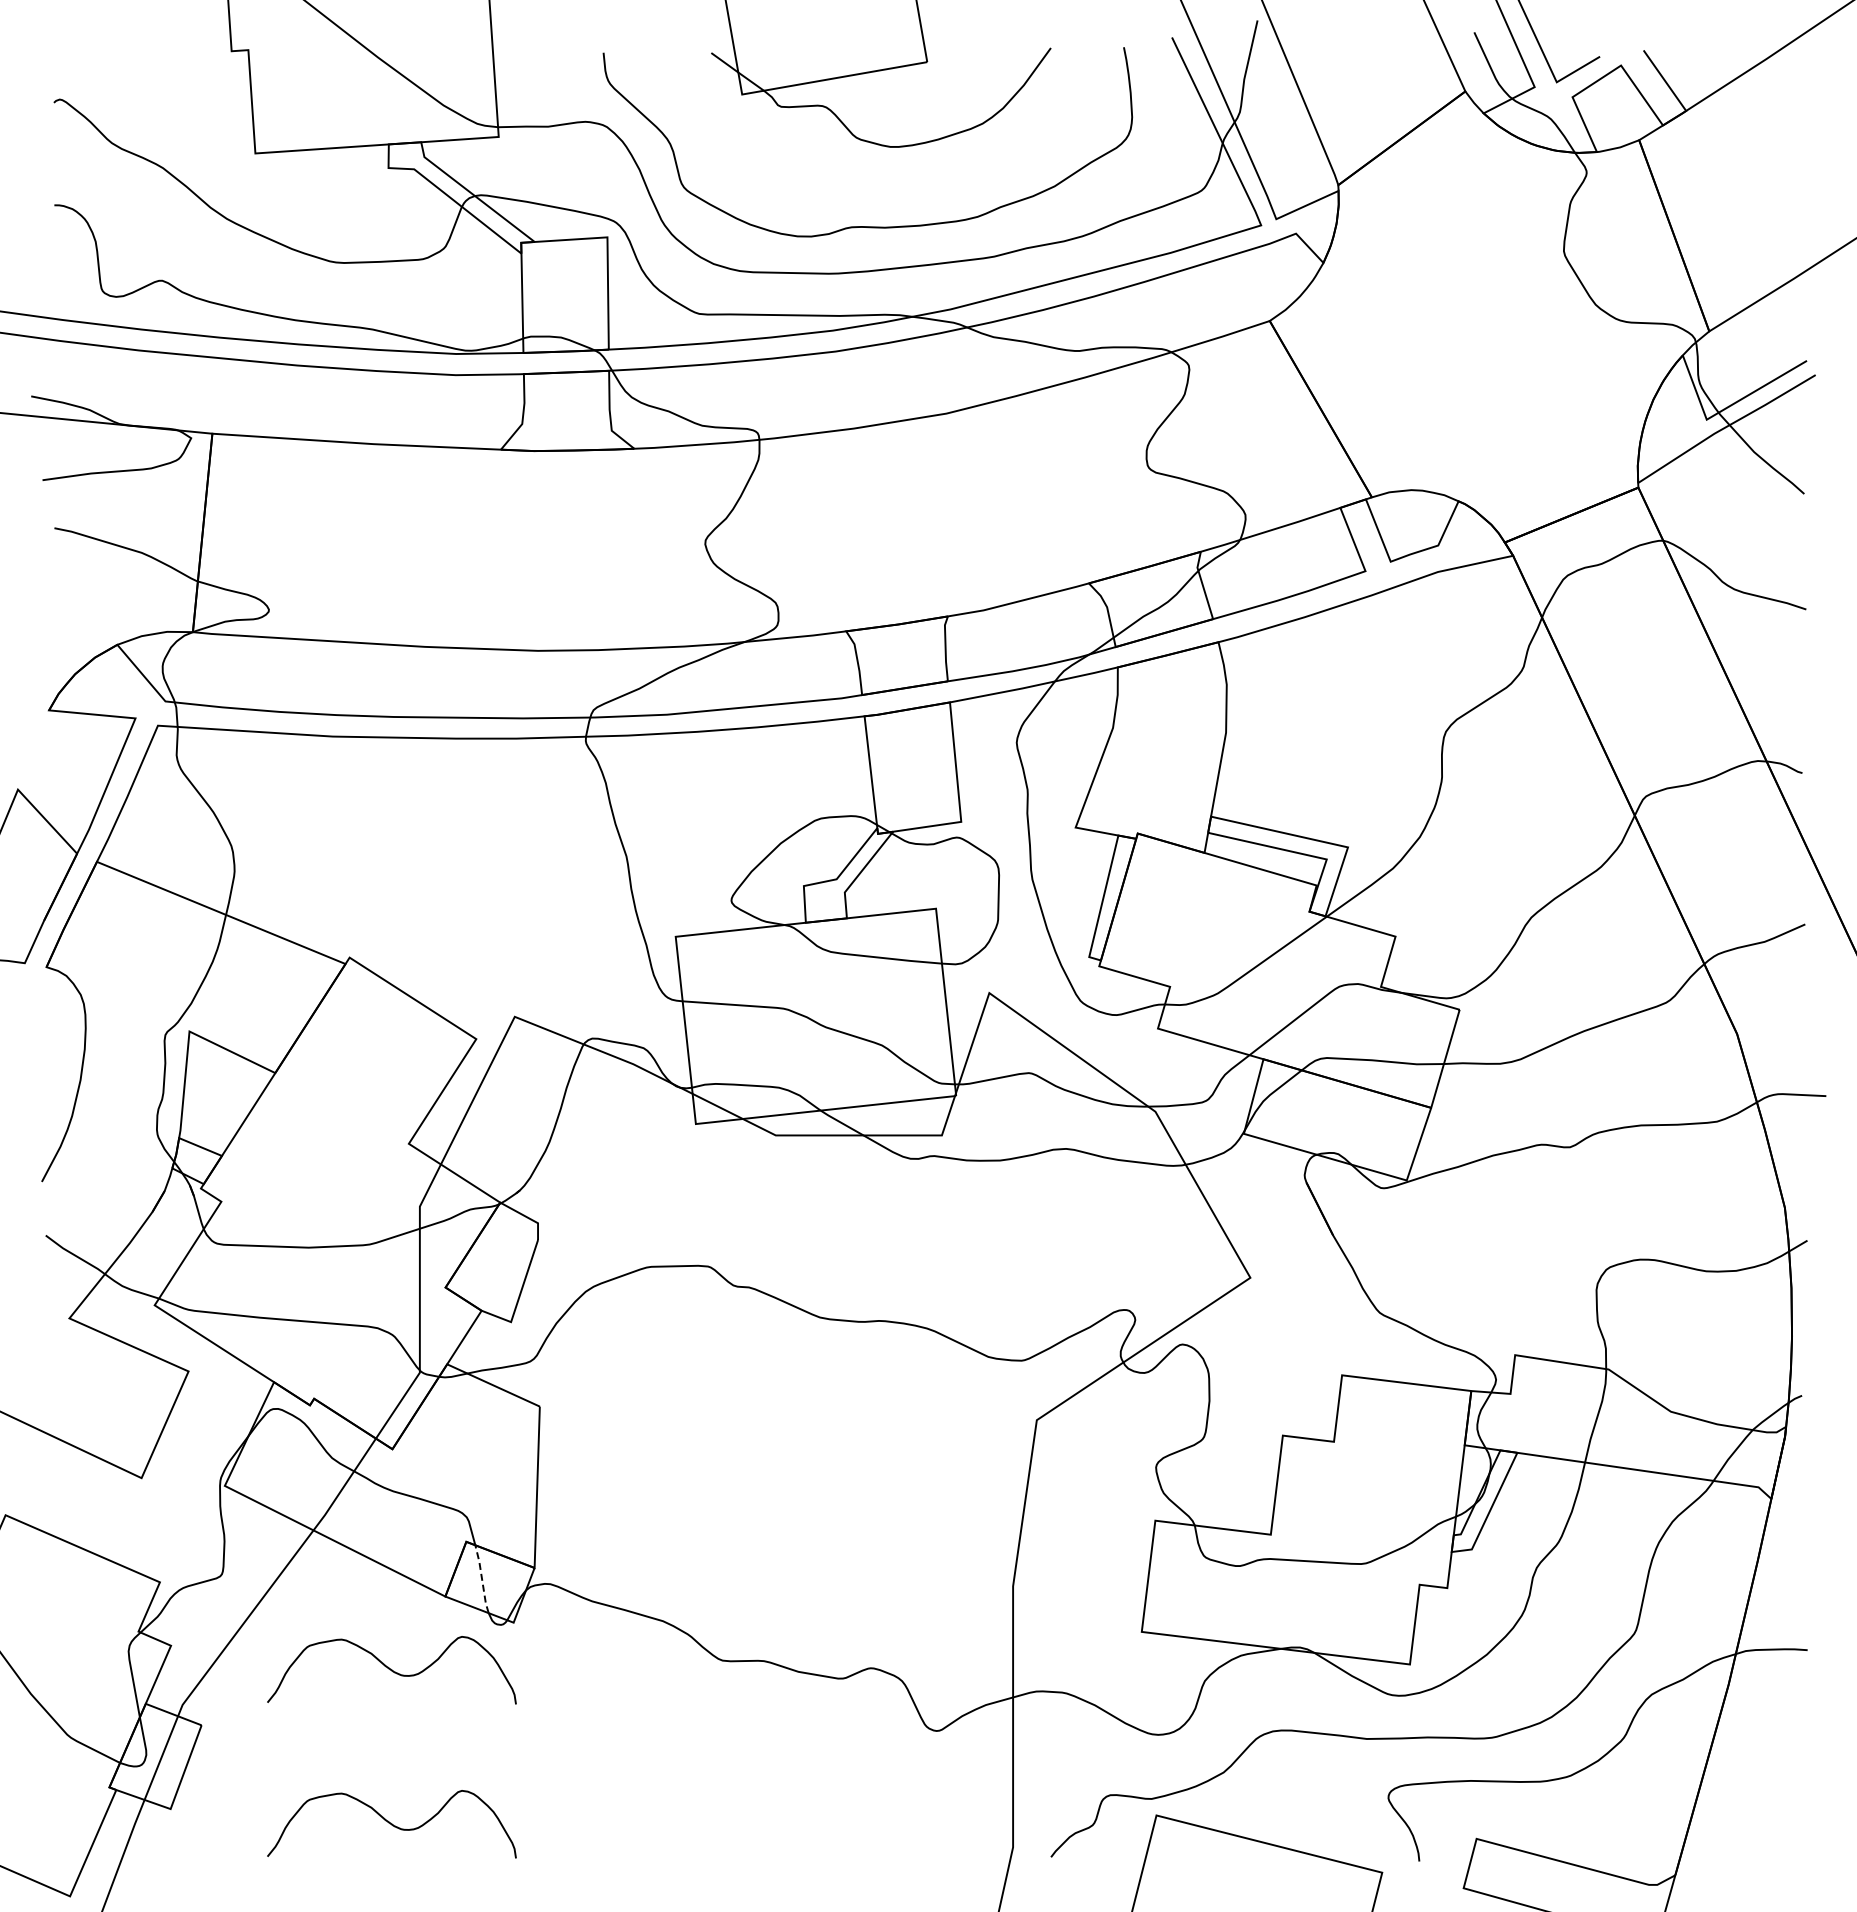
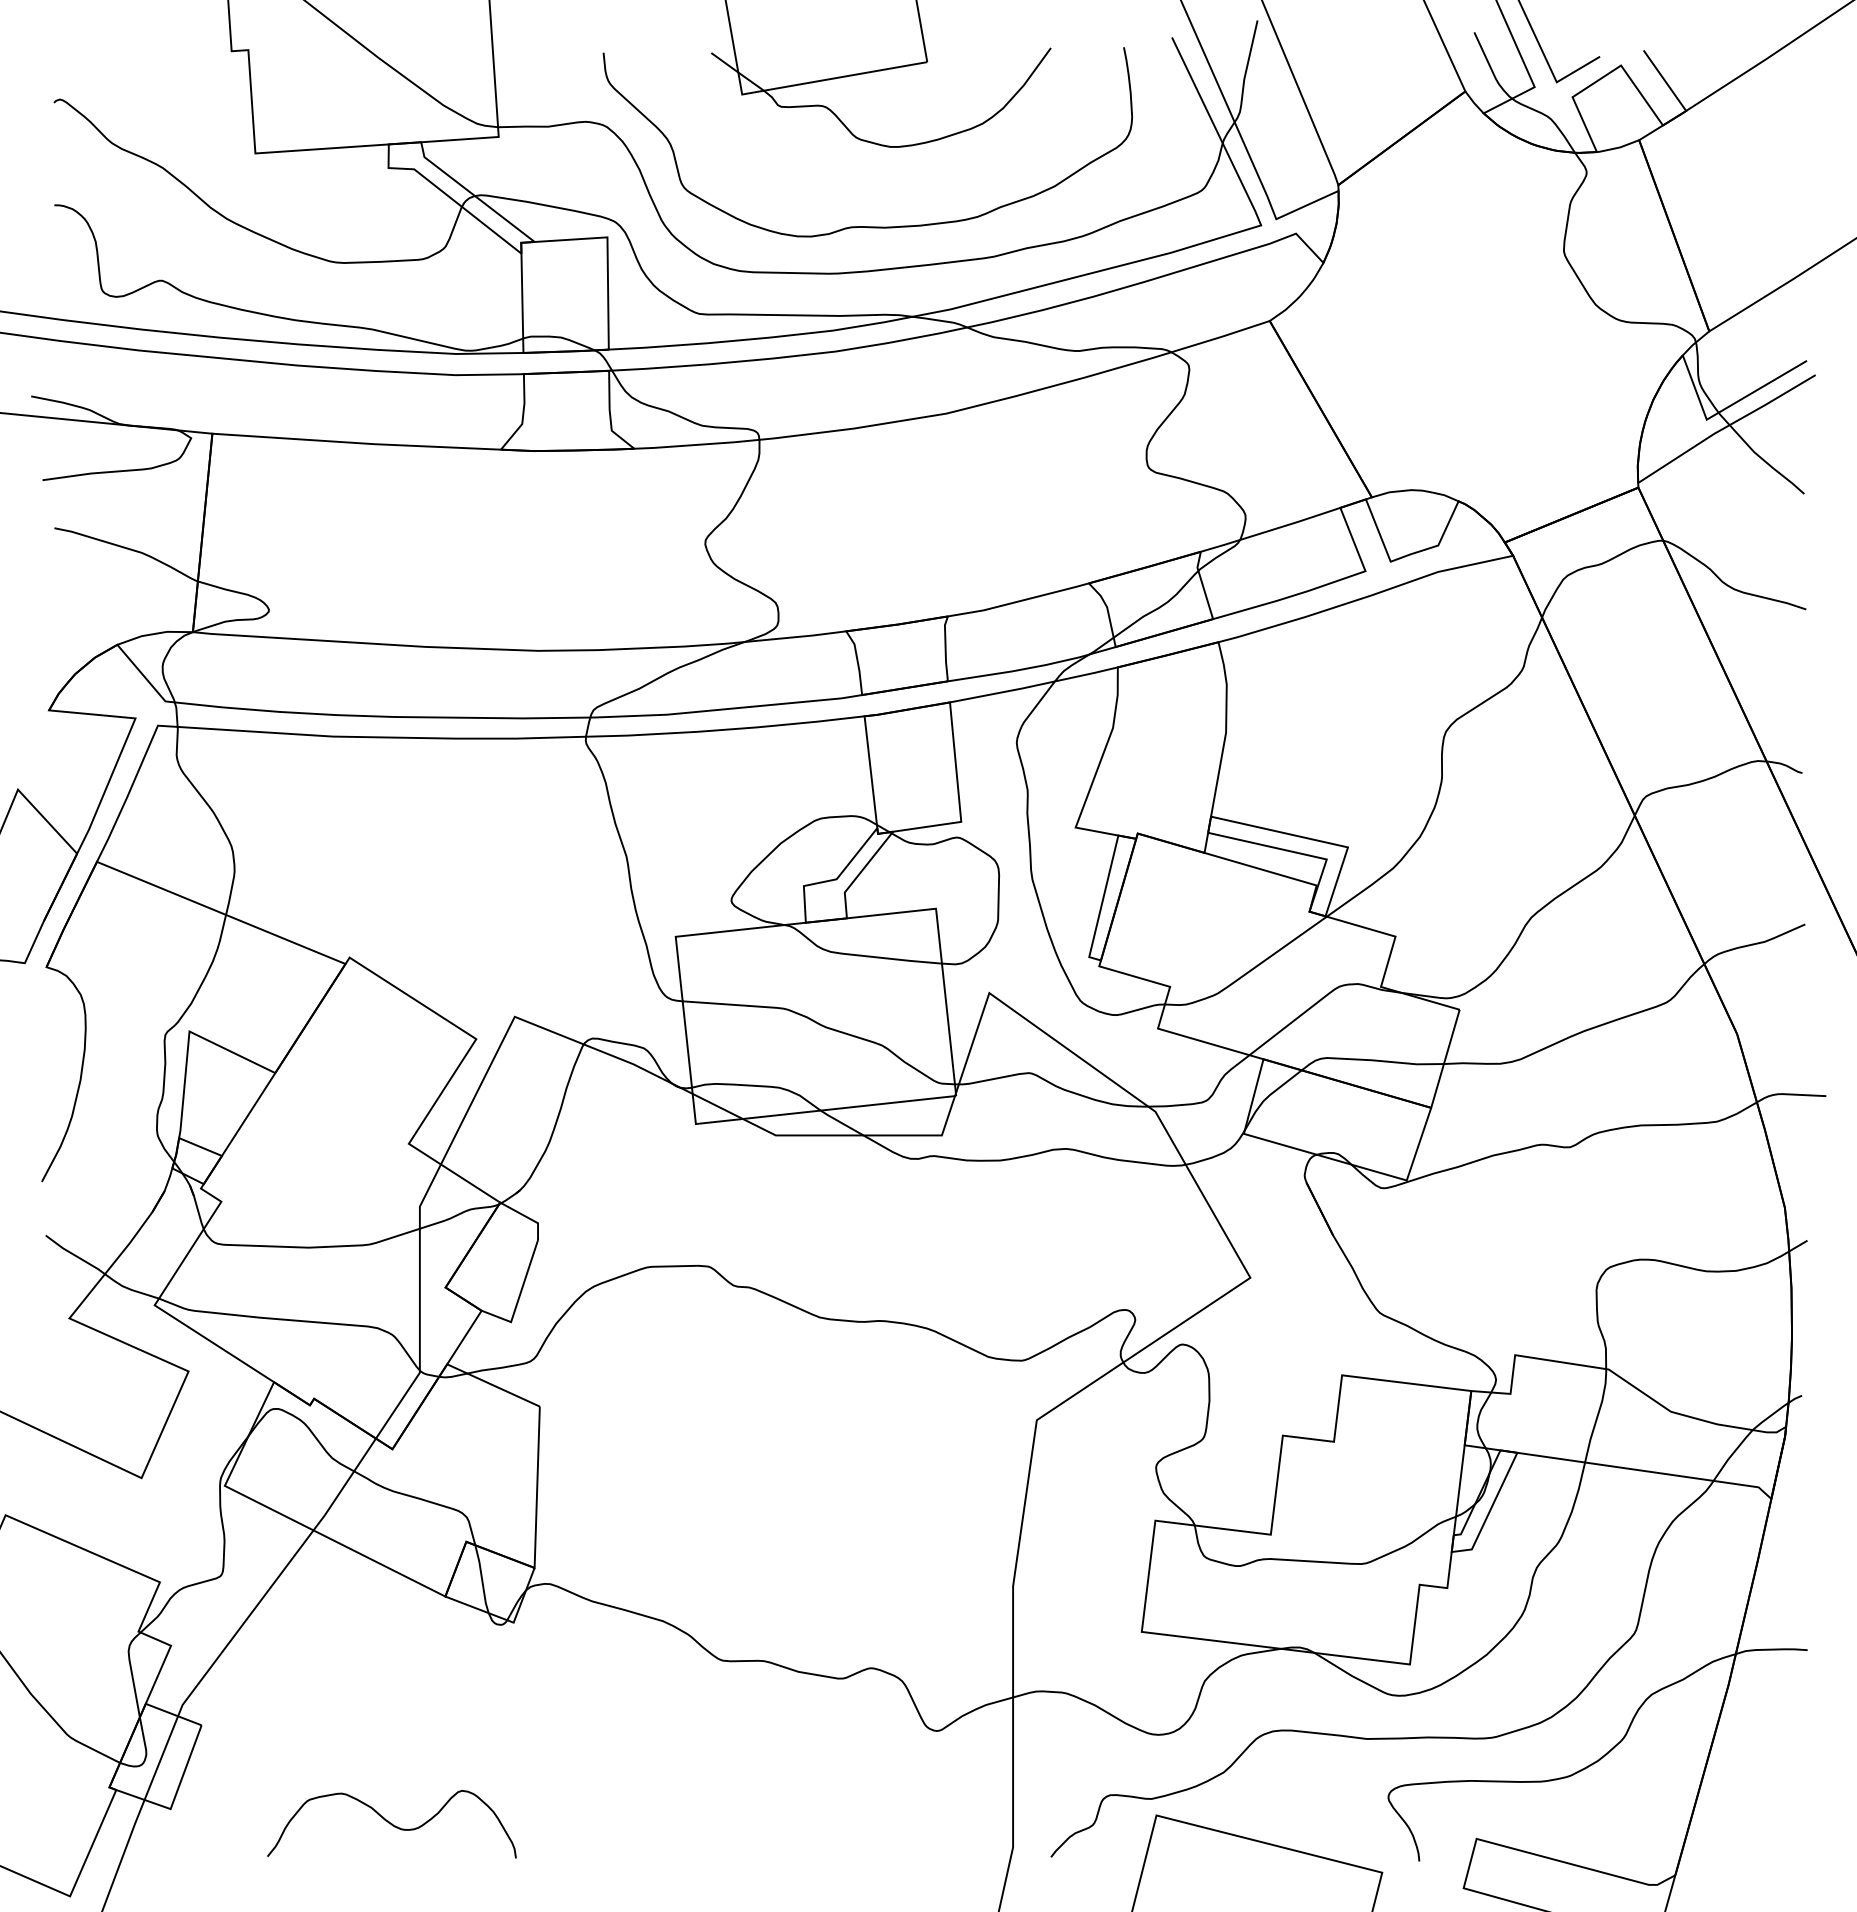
line: dashed -> solid (482, 1579)
curve: present -> none (391, 1670)
